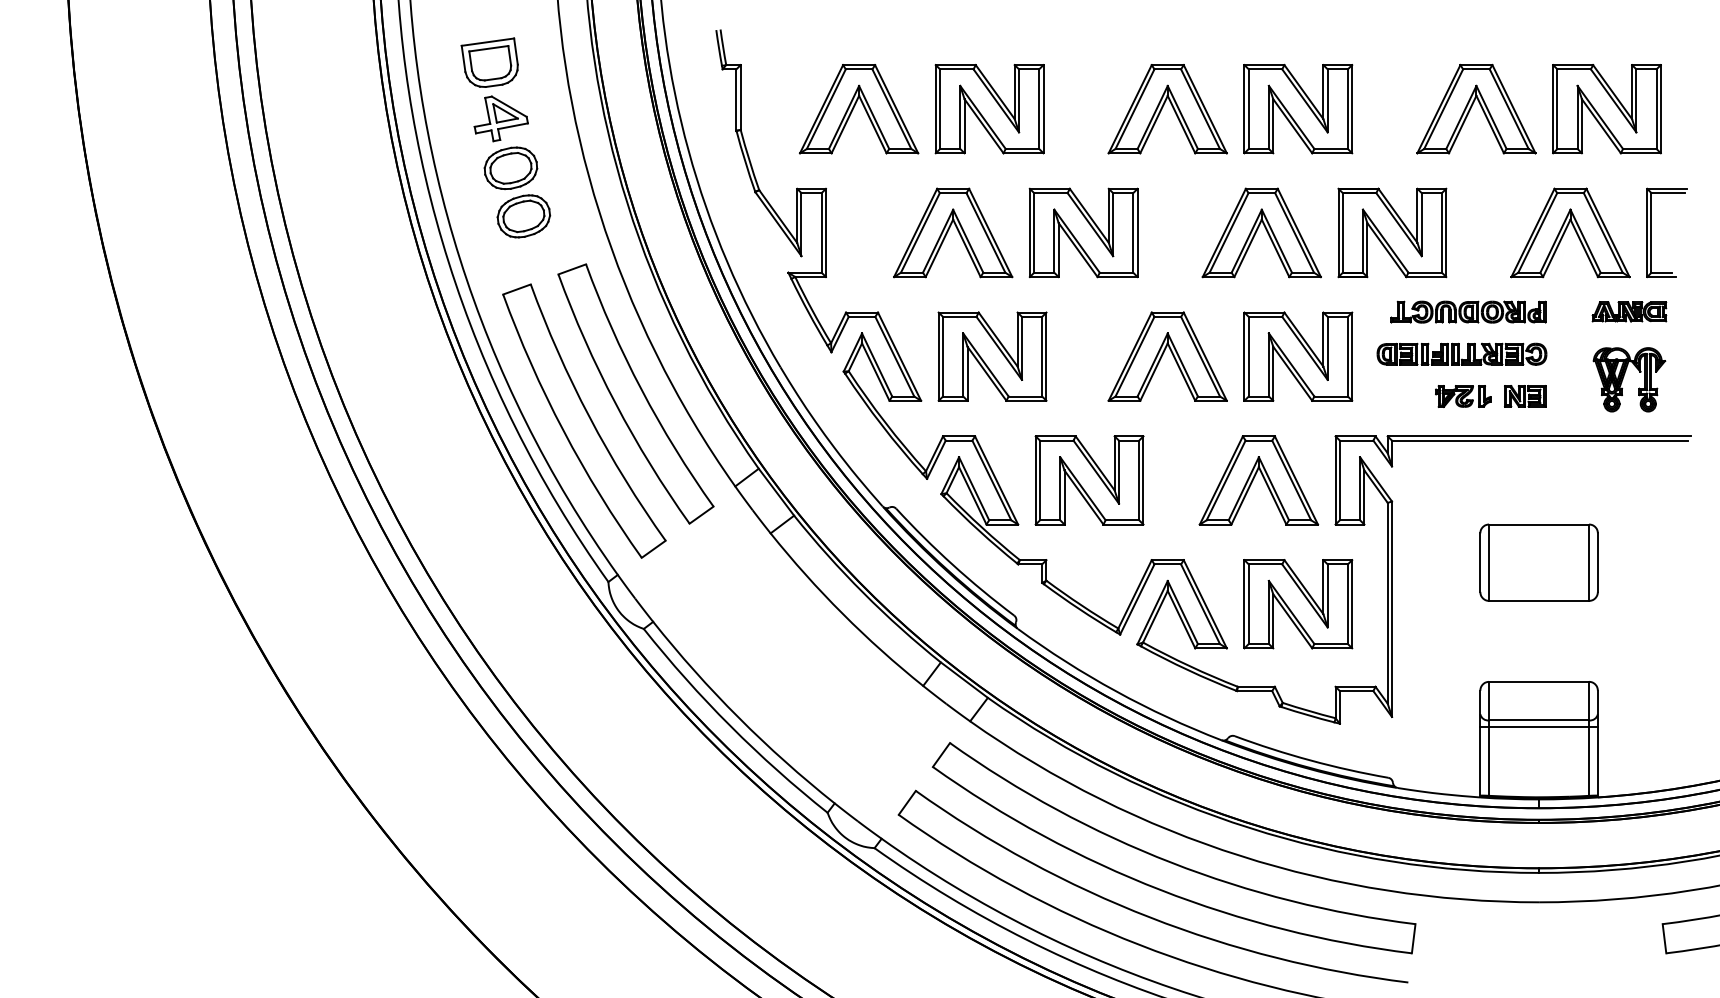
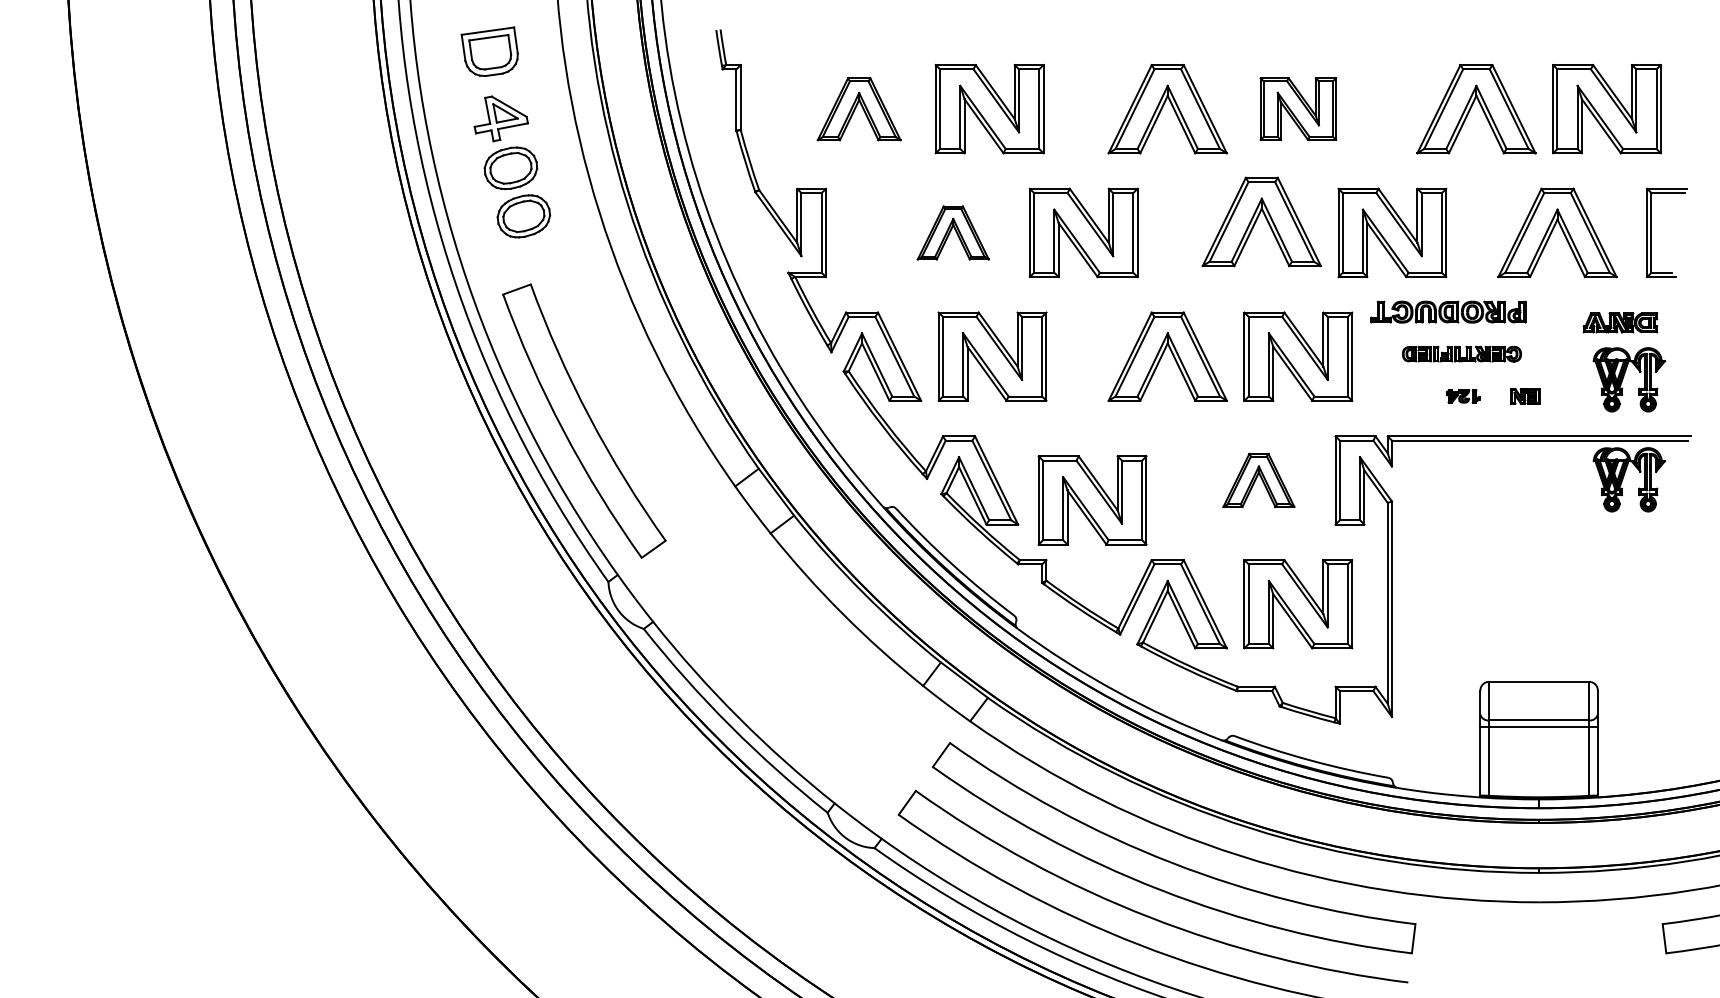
part position: (489, 62) -> (489, 51) (489, 51)
part size: 111x92 px -> 79x65 px (1298, 109)
part size: 121x91 px -> 86x65 px (858, 109)
part size: 121x92 px -> 74x56 px (952, 232)
part position: (1261, 232) -> (1261, 221) (1261, 221)
part position: (1570, 232) -> (1557, 232) (1557, 232)
part position: (1468, 311) -> (1448, 311) (1448, 311)
part position: (1629, 311) -> (1620, 322) (1620, 322)
part size: 172x24 px -> 120x18 px (1461, 353)
part: present -> none (635, 393)
part size: 57x23 px -> 35x15 px (1463, 396)
part size: 43x23 px -> 31x17 px (1525, 396)
part: none -> present (1629, 479)
part position: (1089, 480) -> (1092, 500) (1092, 500)
part size: 122x91 px -> 74x57 px (1258, 480)
part: present -> none (1538, 562)
